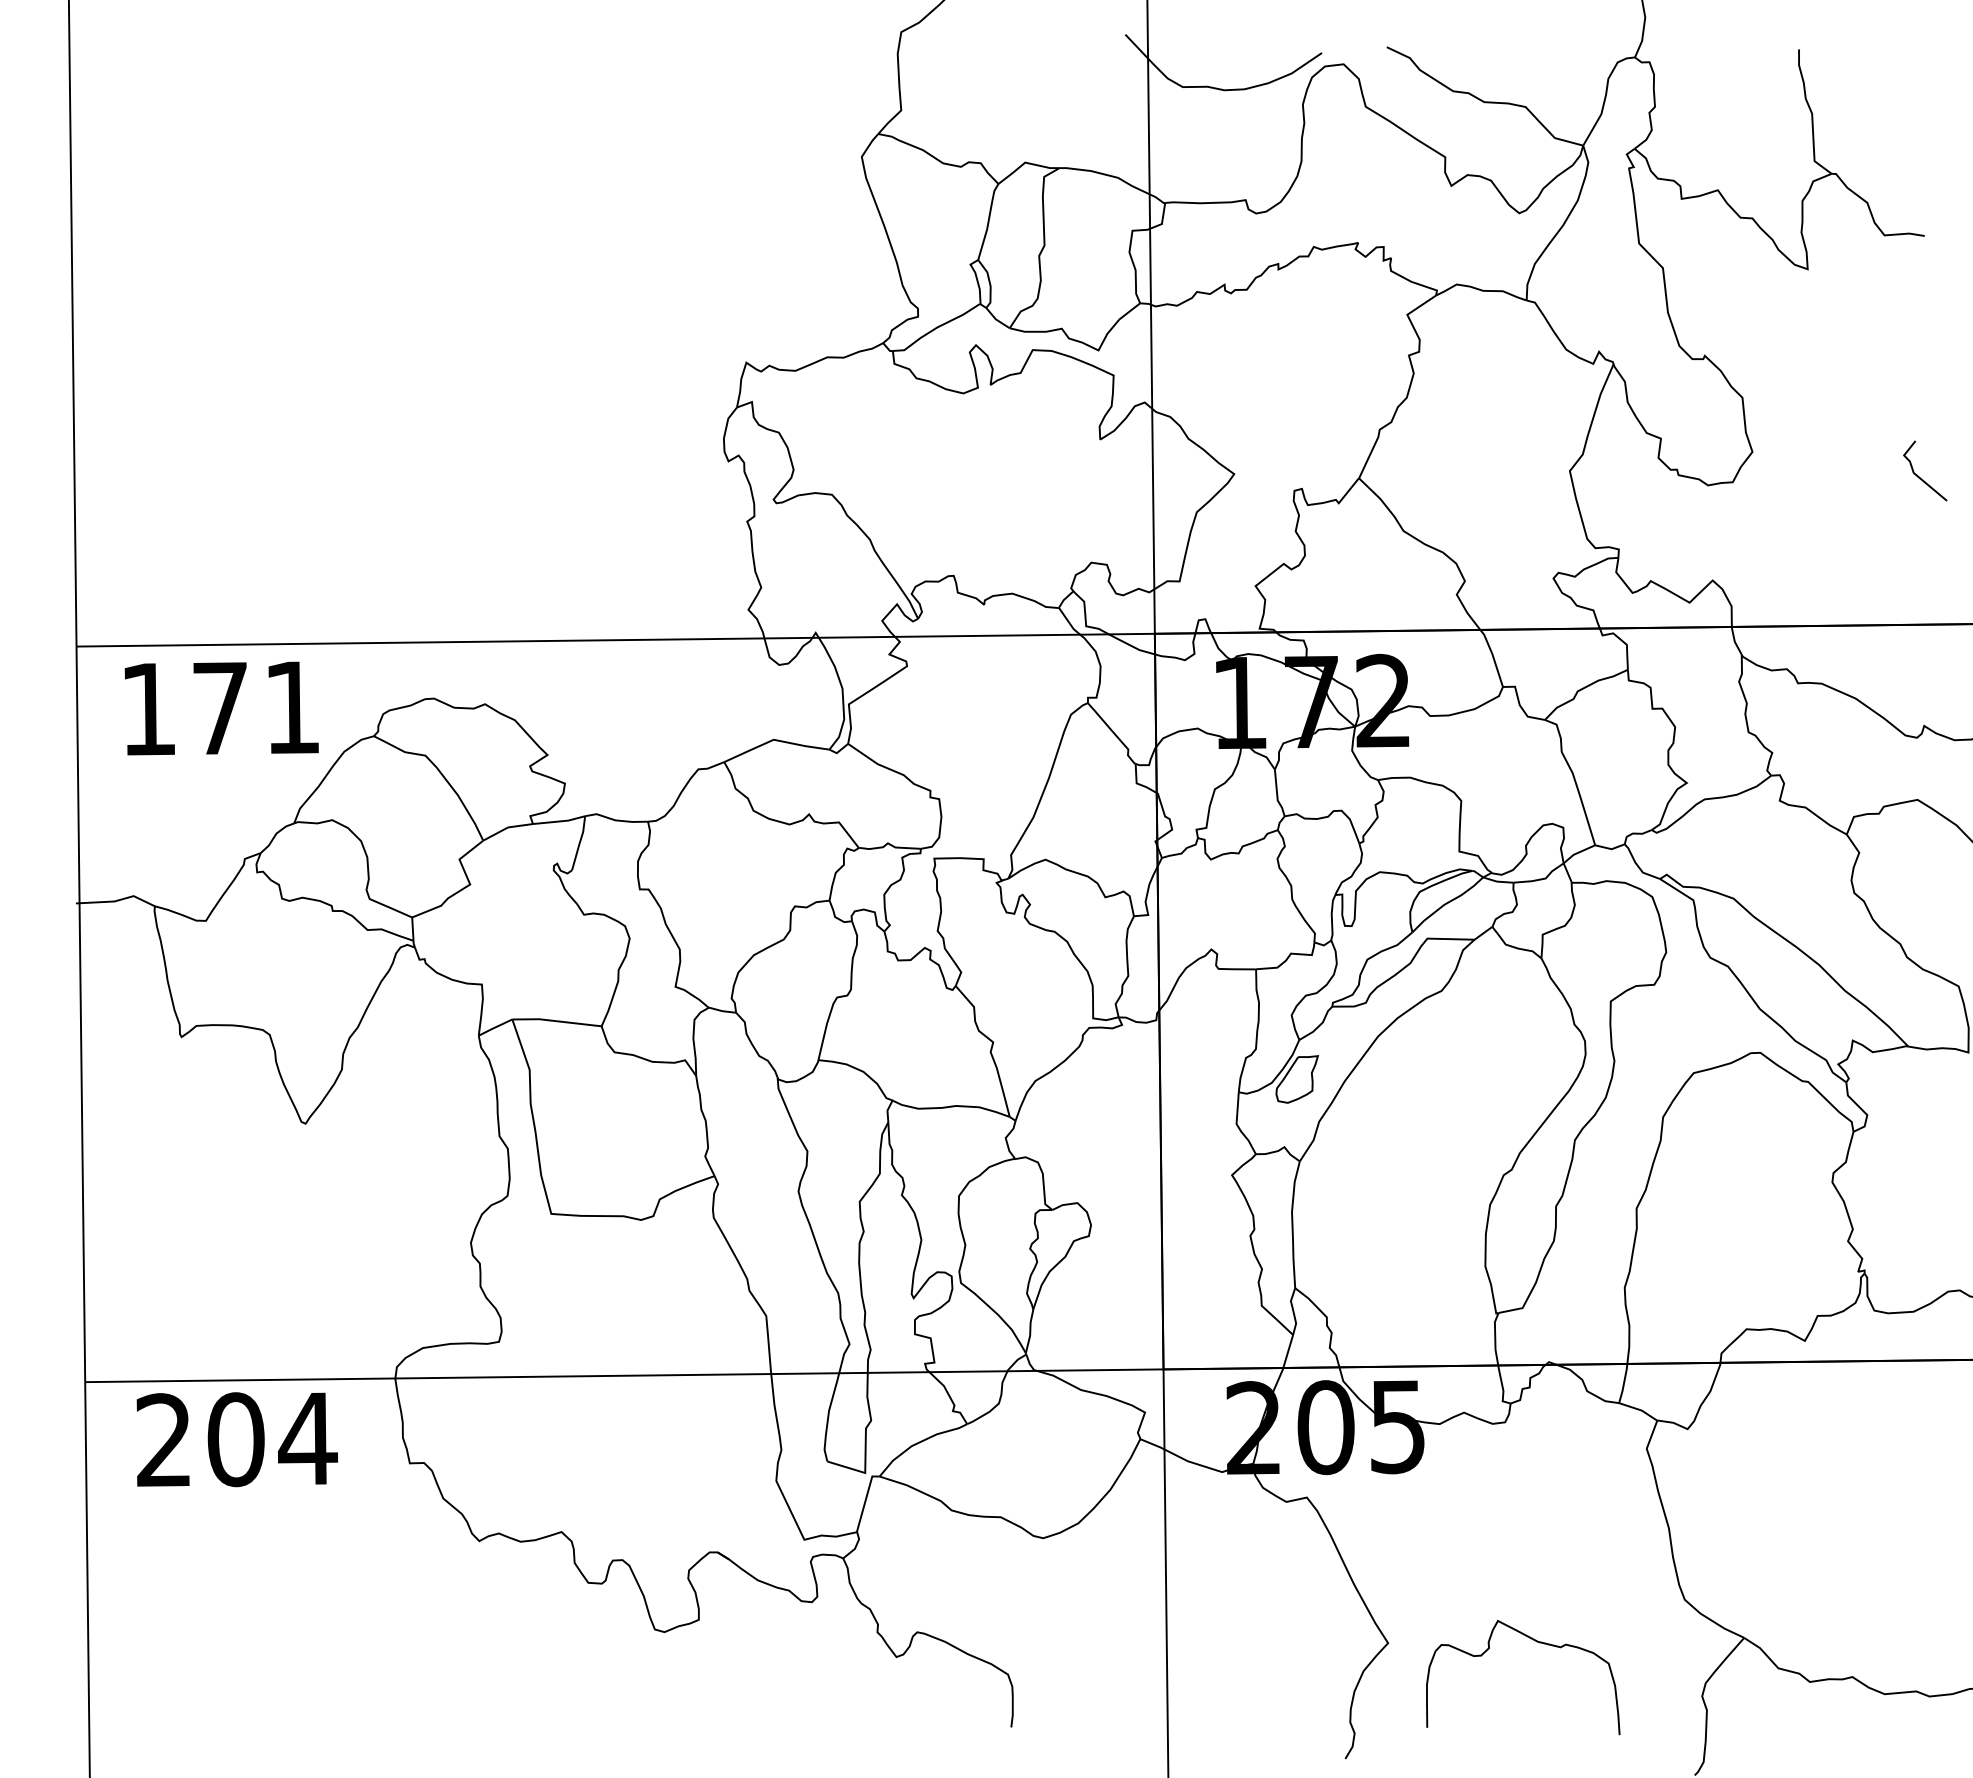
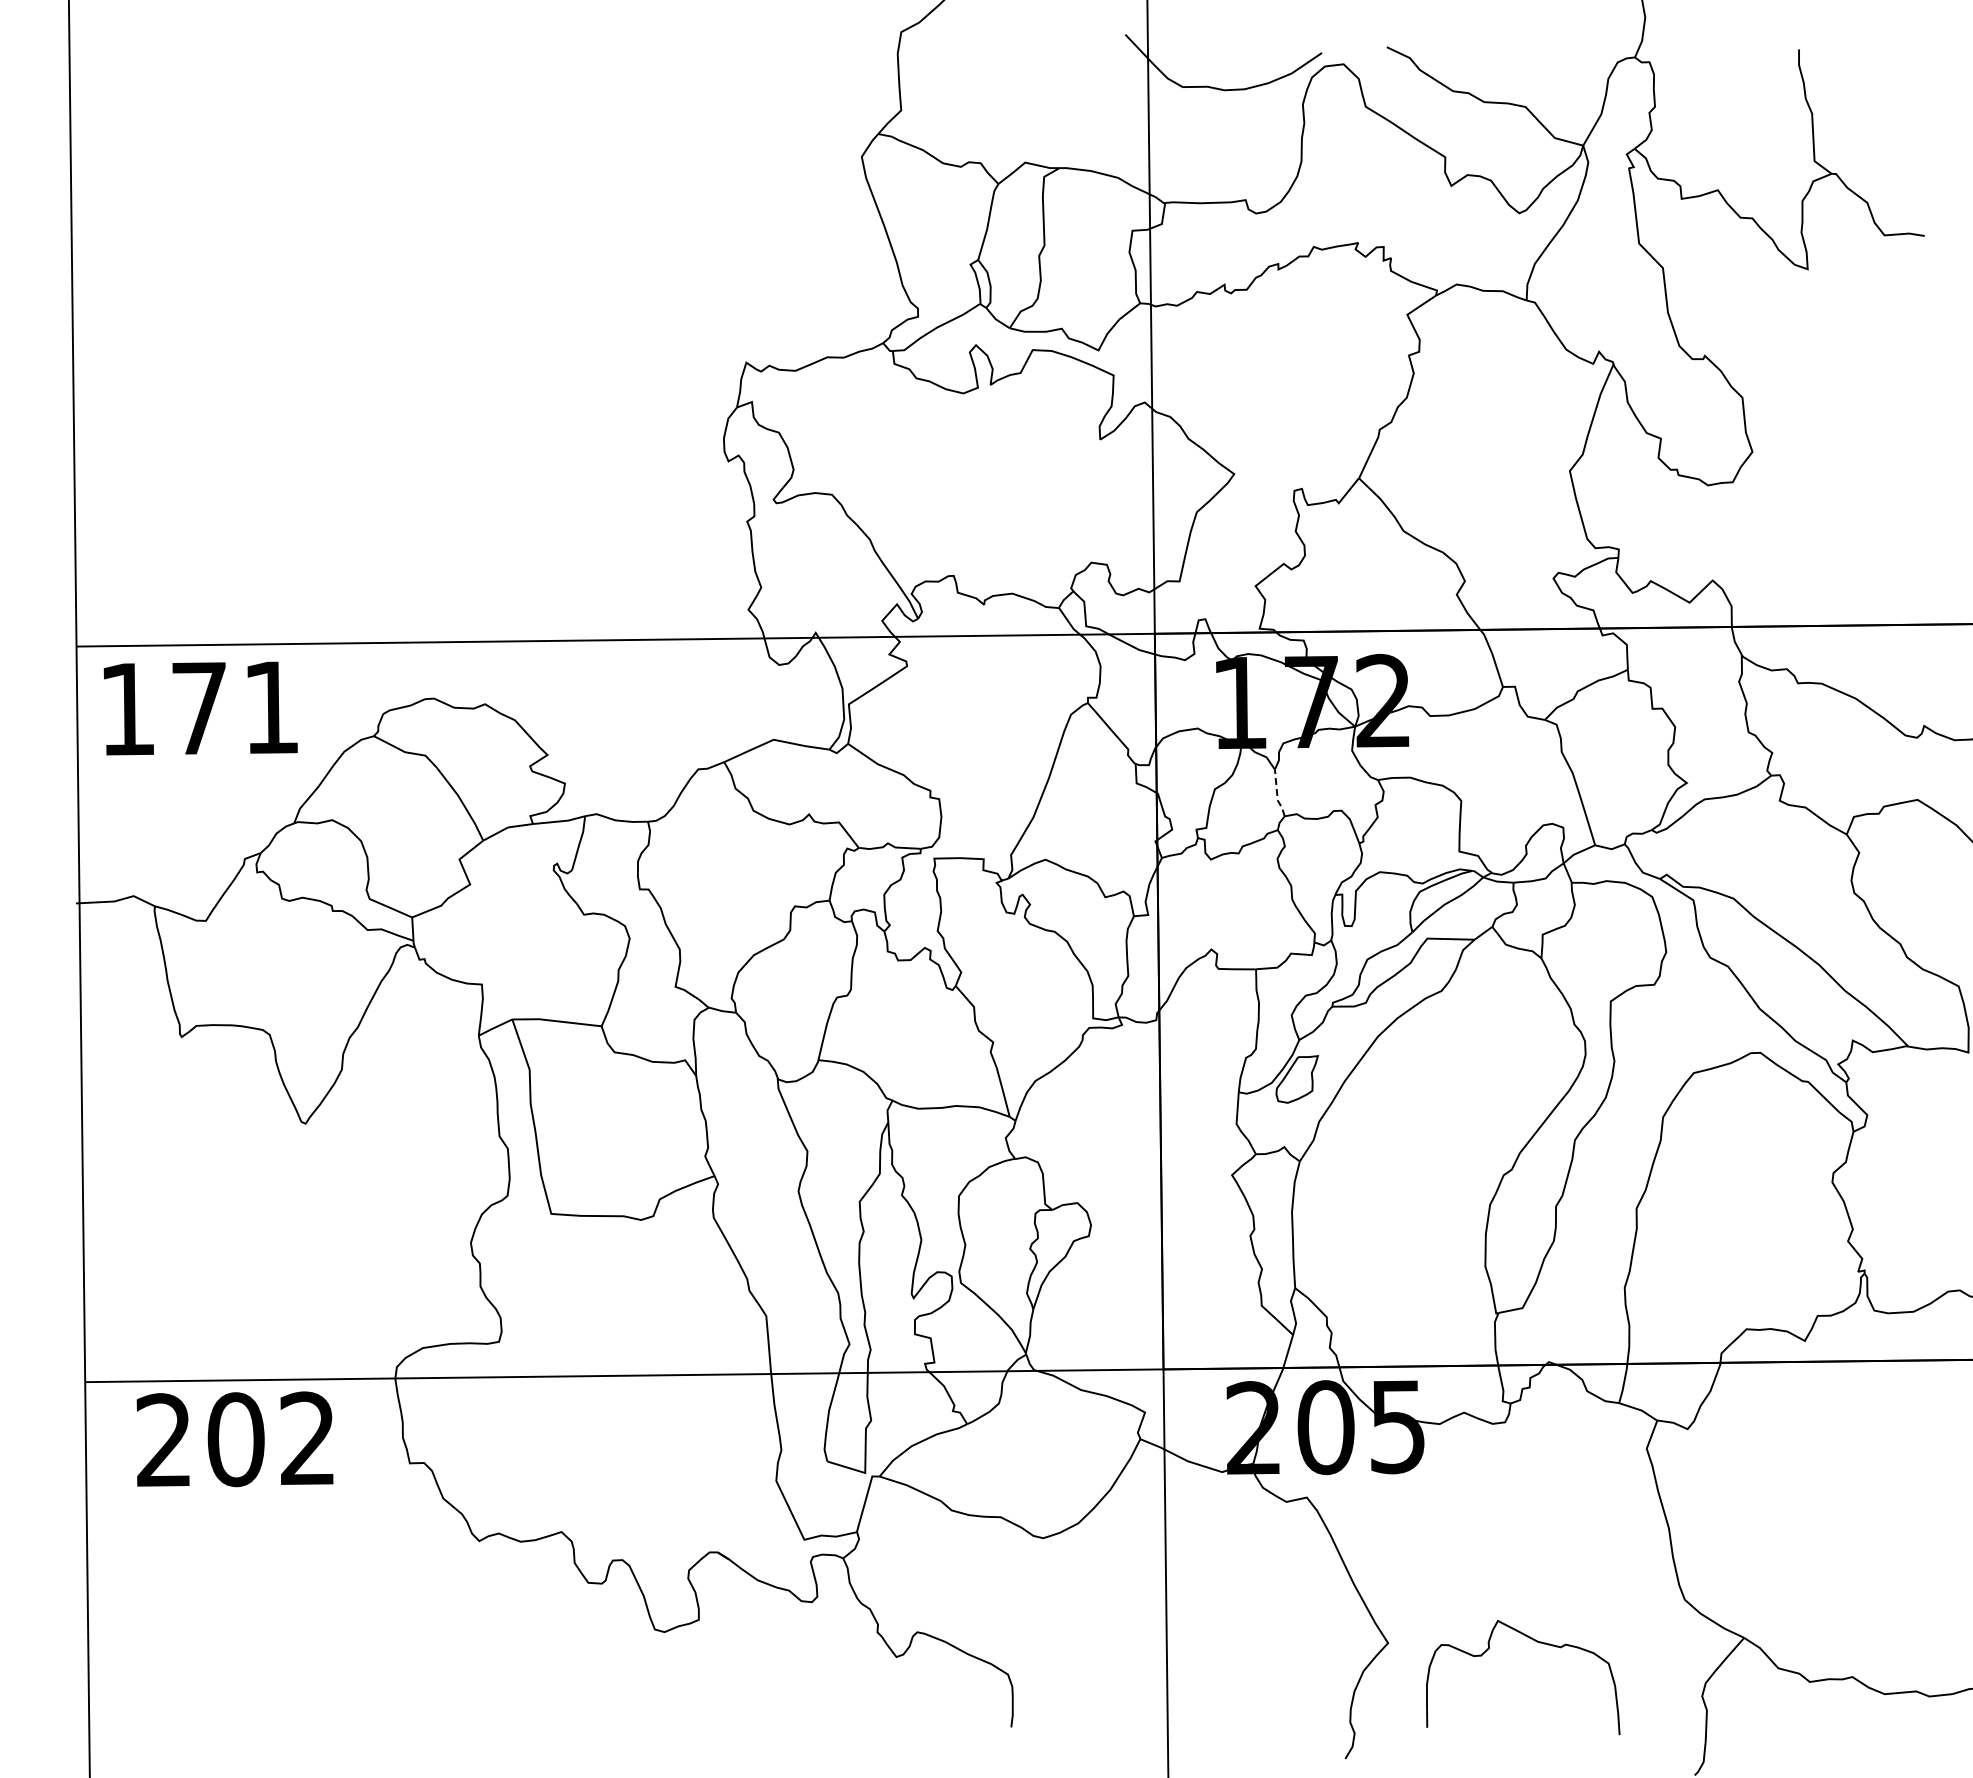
line: present -> none (1919, 476)
text position: (221, 708) -> (200, 708) (200, 708)
line: solid -> dashed (1277, 794)
text: 204 -> 202 (308, 1437)
